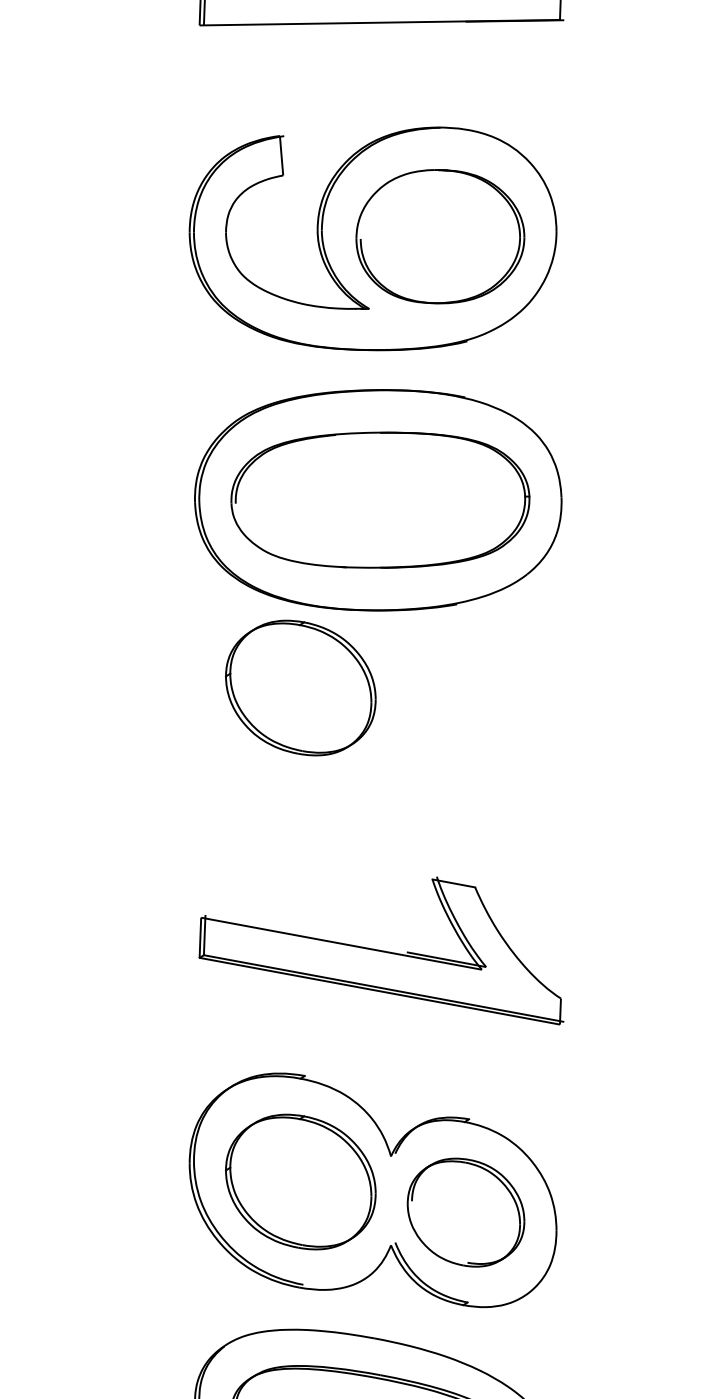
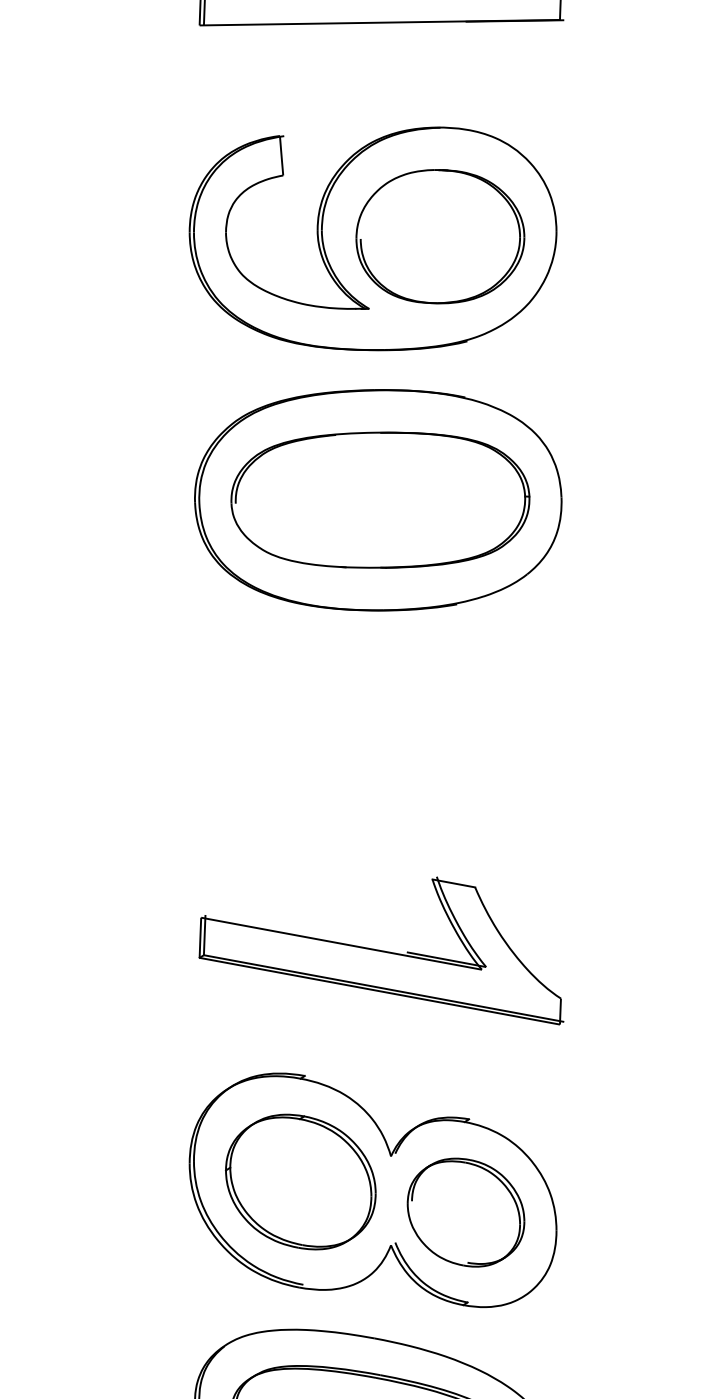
part: present -> none (300, 687)
